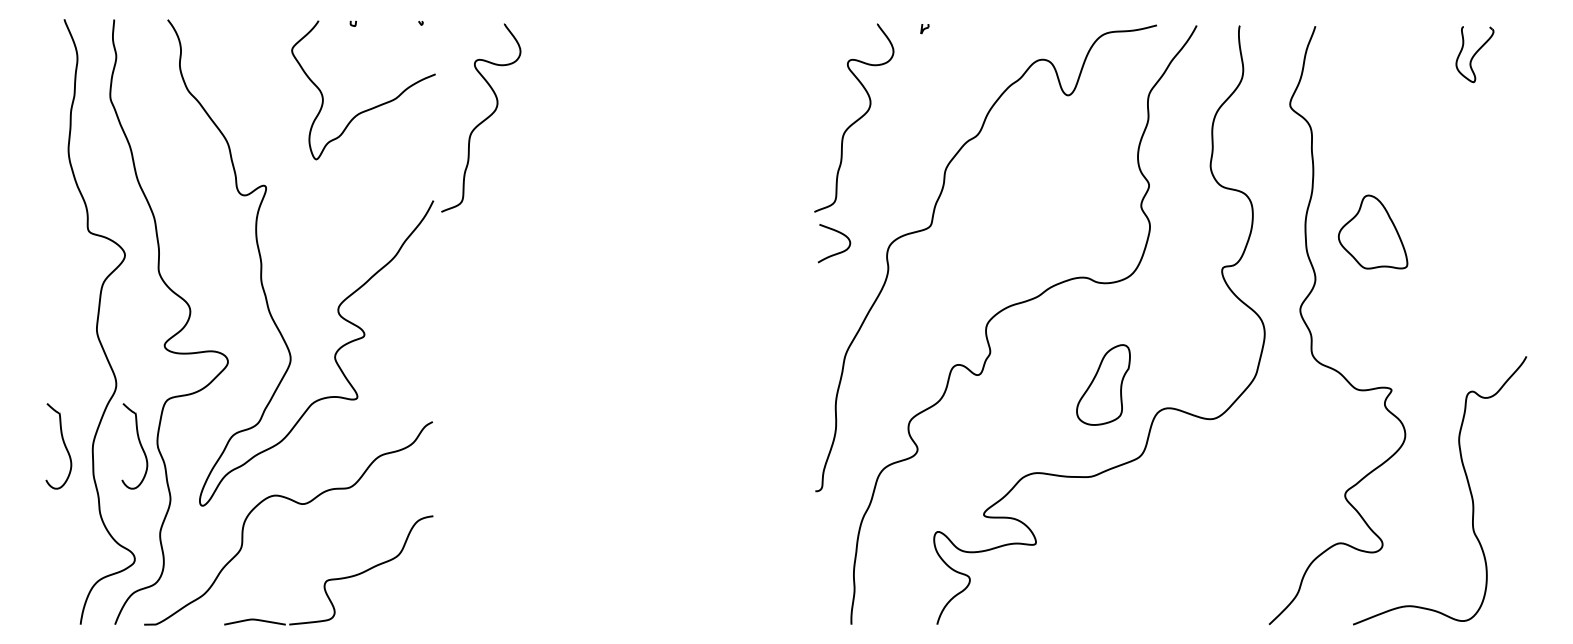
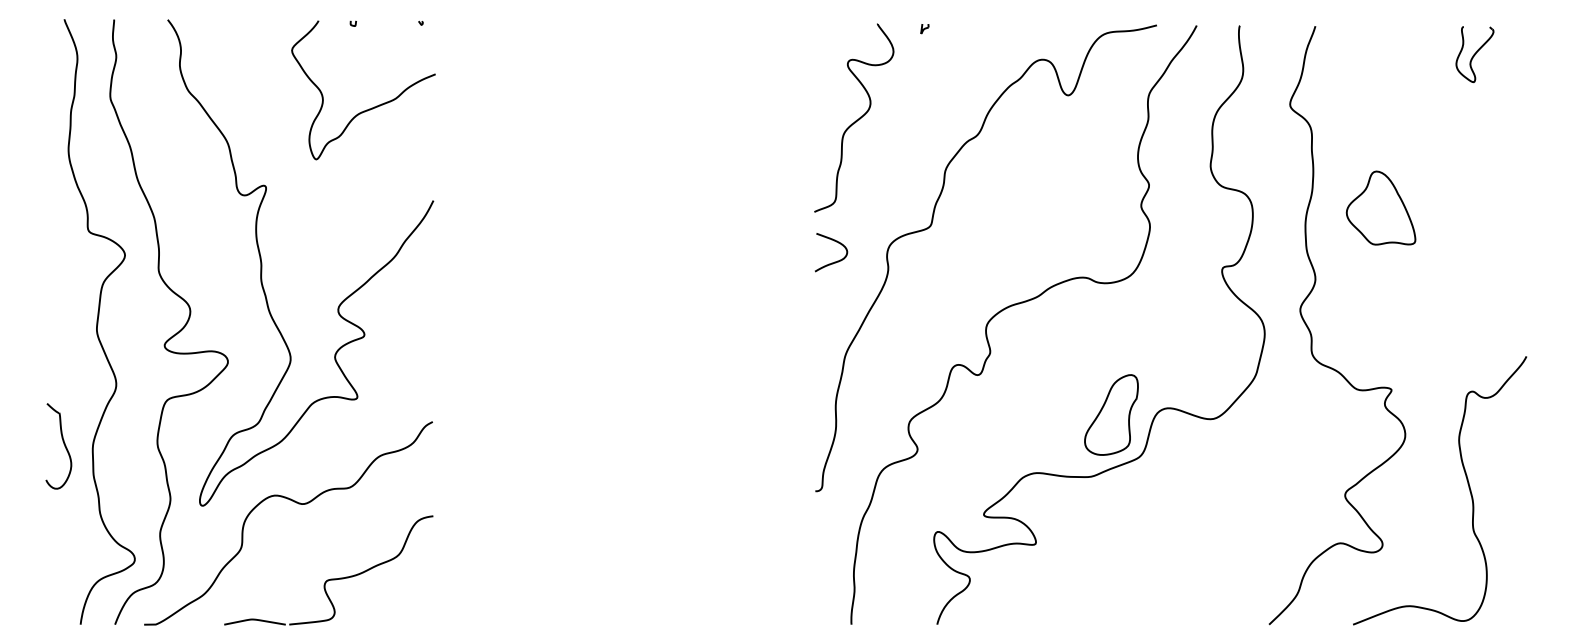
curve: present -> none (482, 120)
part position: (1372, 231) -> (1380, 207) (1380, 207)
curve position: (837, 252) -> (834, 261) (834, 261)
part position: (1103, 384) -> (1111, 414) (1111, 414)
part: present -> none (134, 446)
